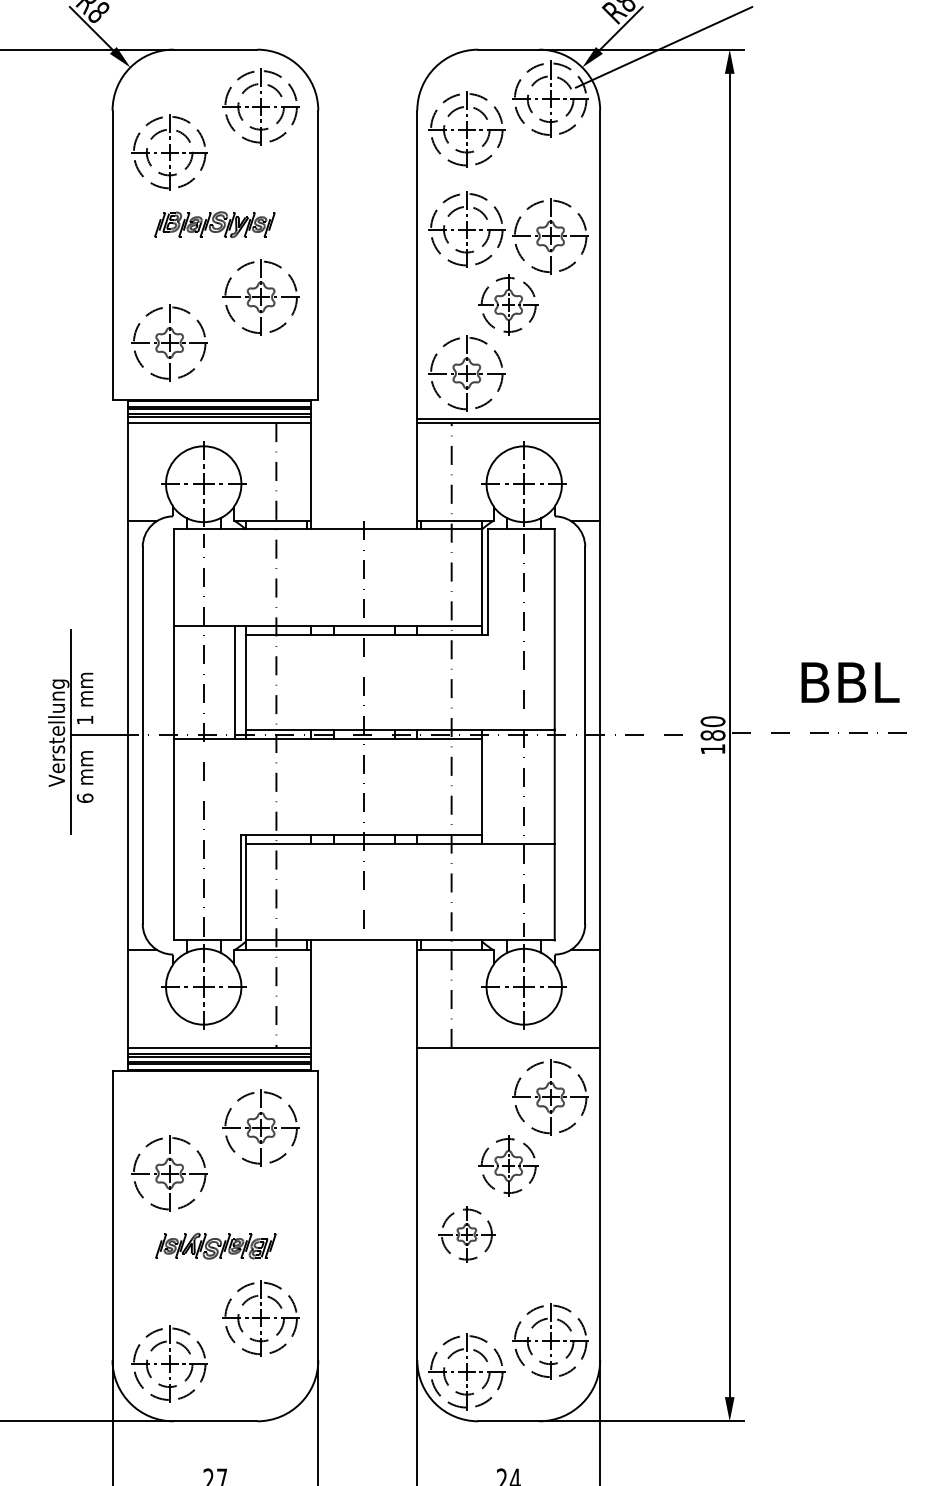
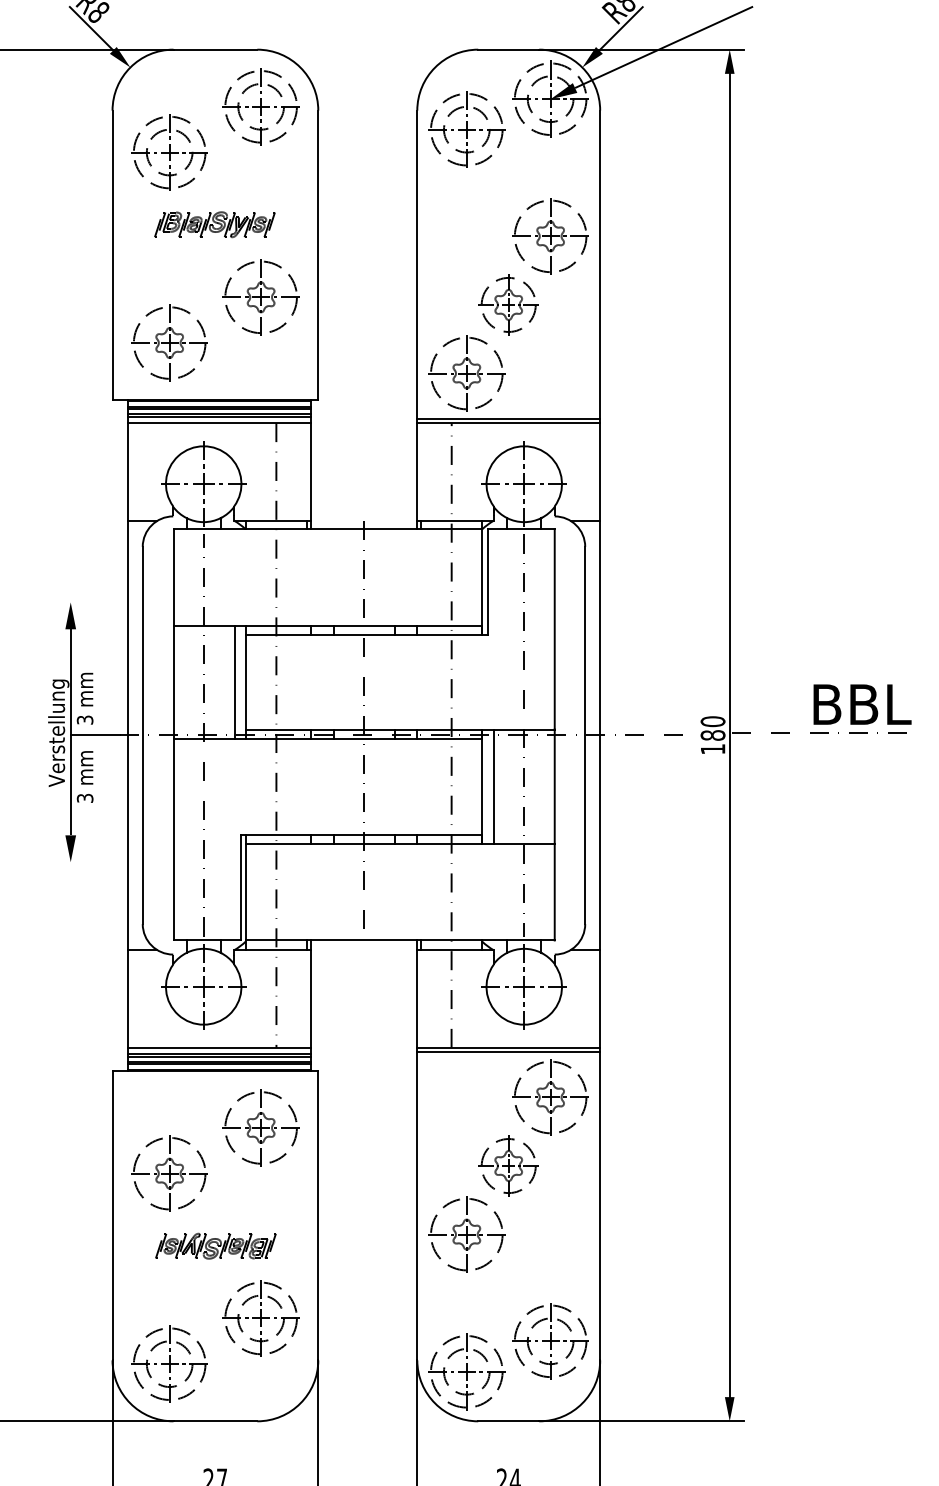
fill: none -> present (563, 91)
part: present -> none (466, 229)
fill: none -> present (70, 615)
text position: (850, 682) -> (862, 704) (862, 704)
text: 1 -> 3 (84, 719)
line: none -> present (493, 786)
text: 6 -> 3 (84, 797)
fill: none -> present (70, 848)
line: none -> present (508, 1051)
part size: 58x57 px -> 78x77 px (466, 1234)
